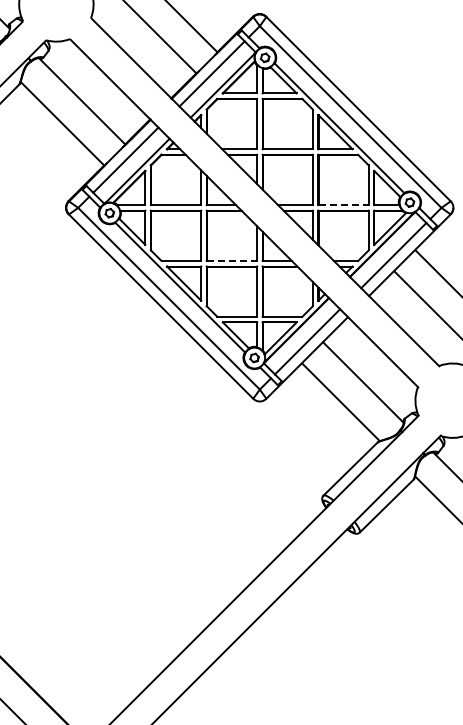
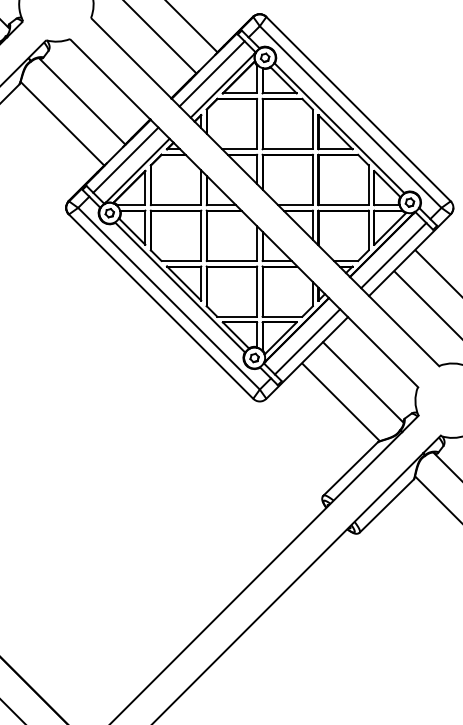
line: dashed -> solid (344, 205)
line: dashed -> solid (232, 260)
